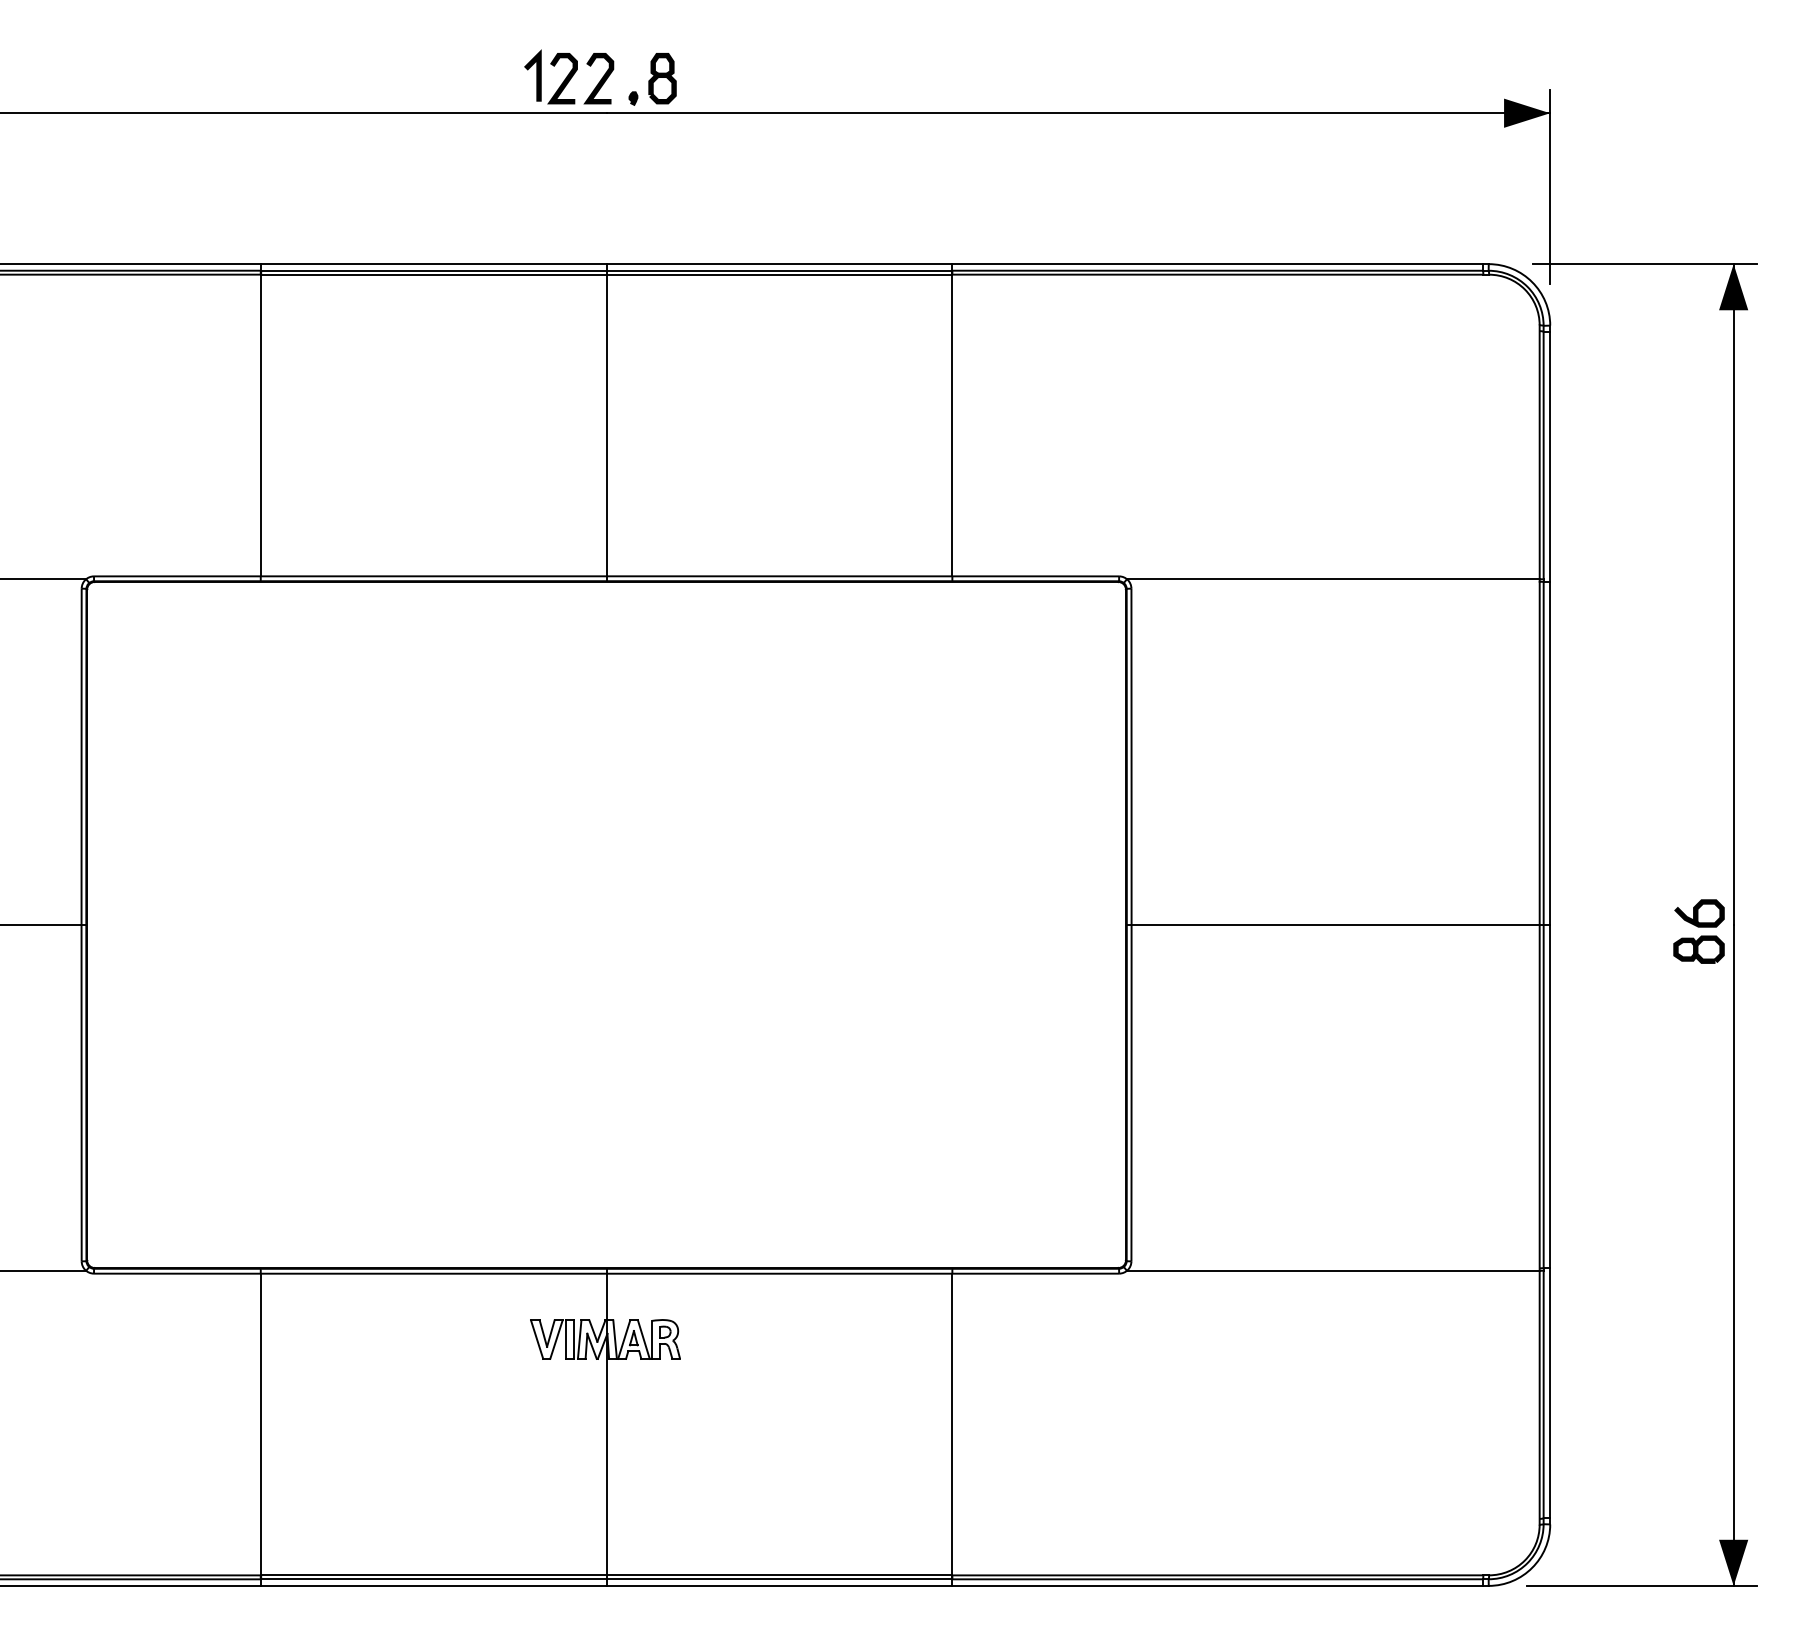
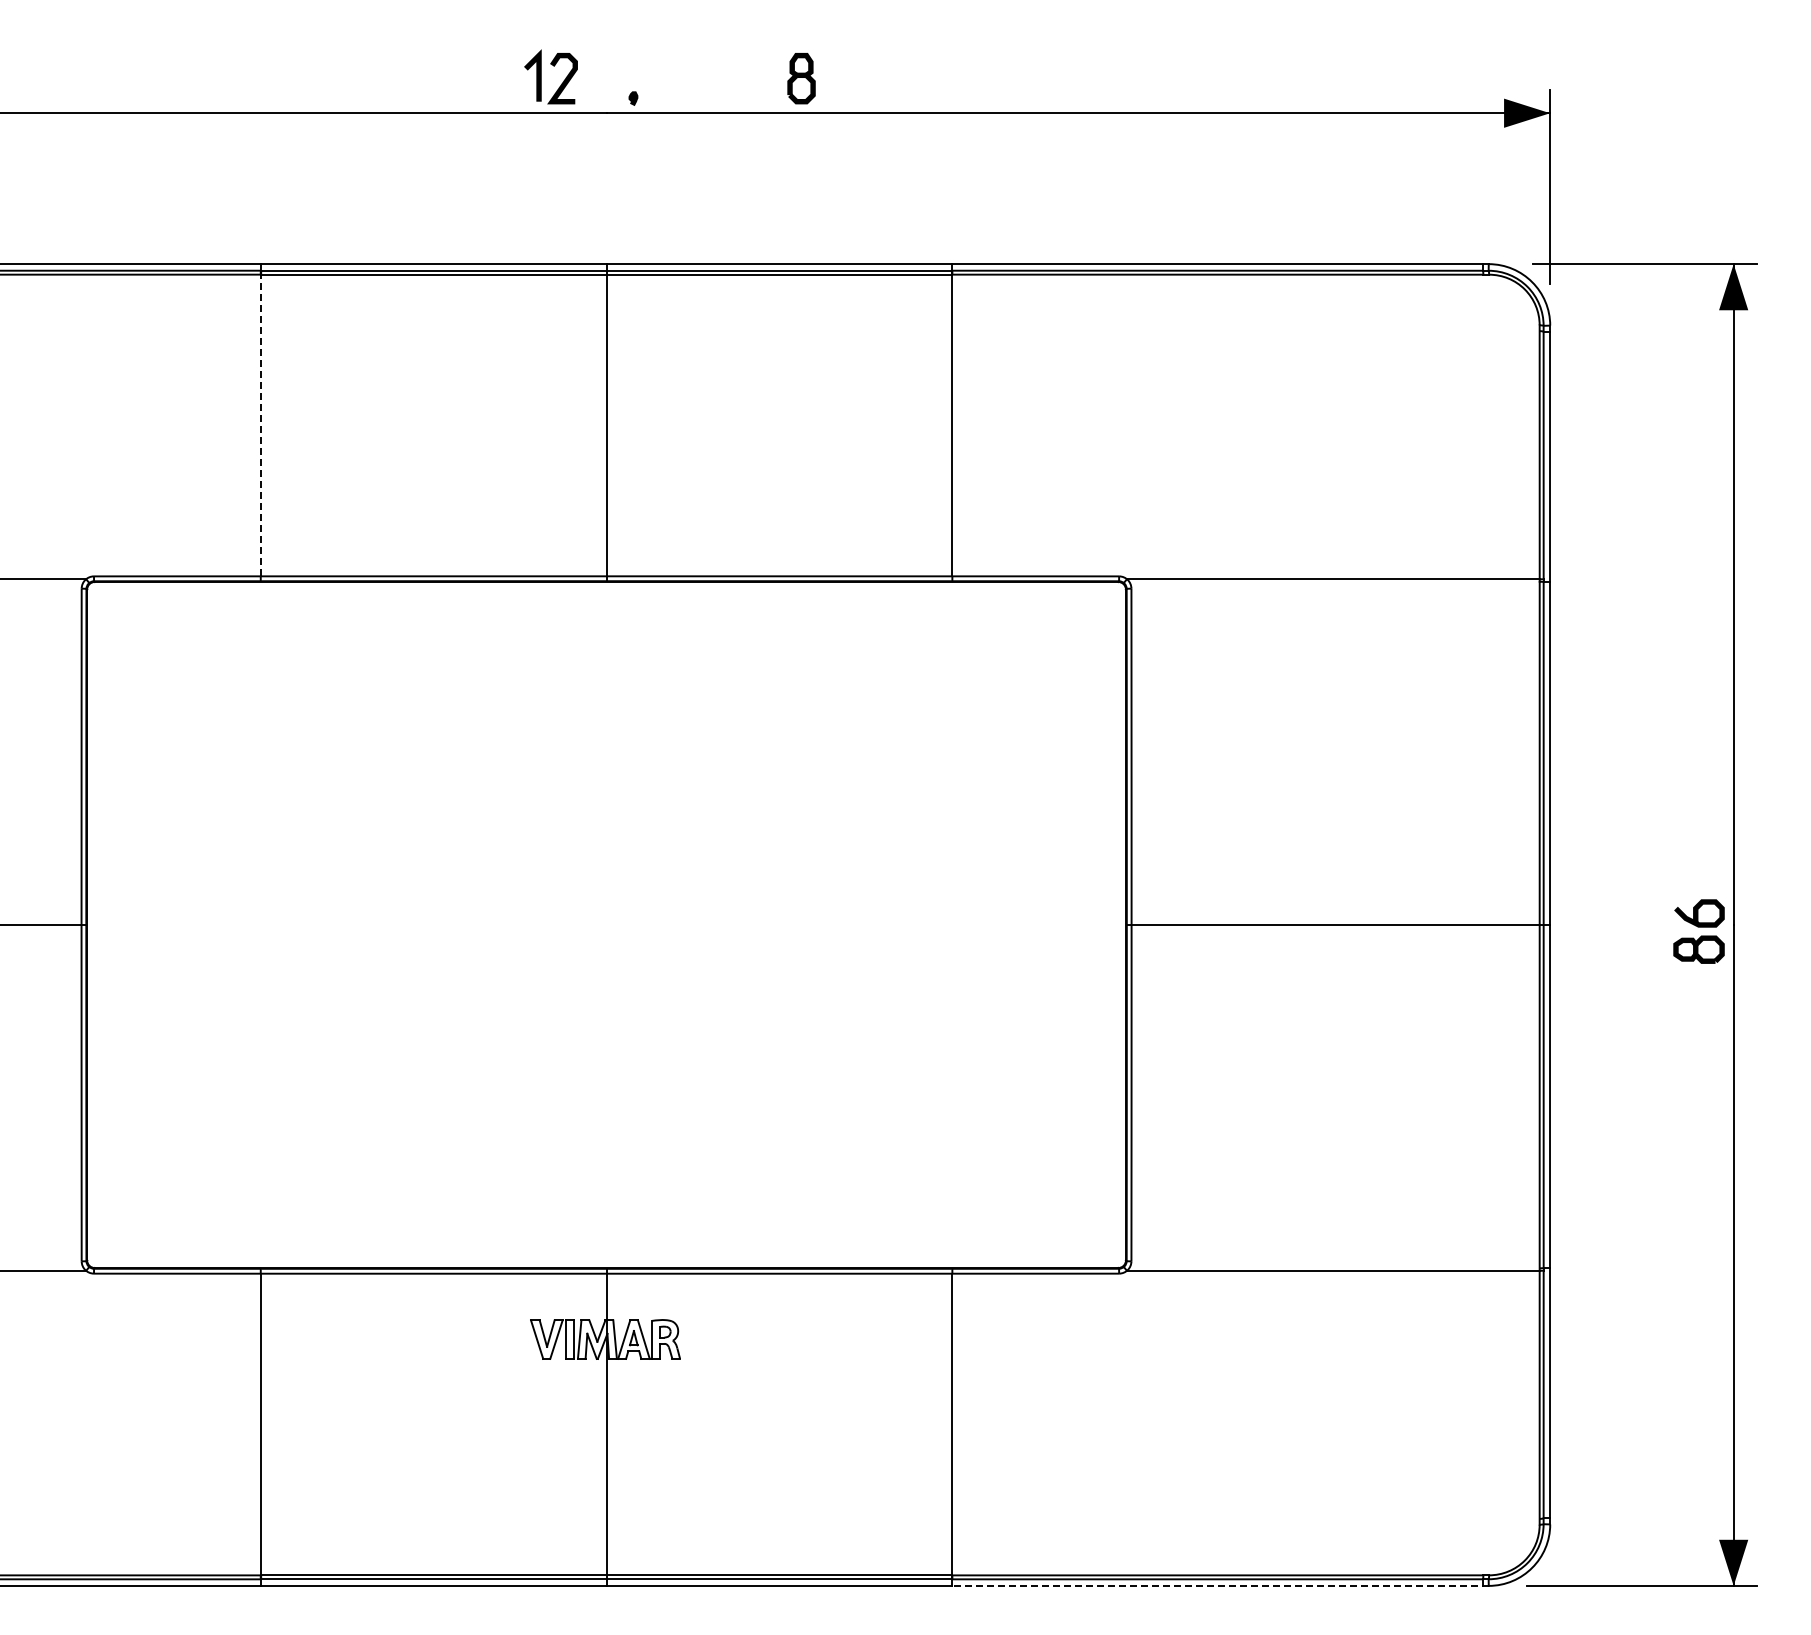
part position: (662, 78) -> (801, 78) (801, 78)
curve: present -> none (600, 79)
line: solid -> dashed (260, 425)
line: solid -> dashed (1219, 1585)
